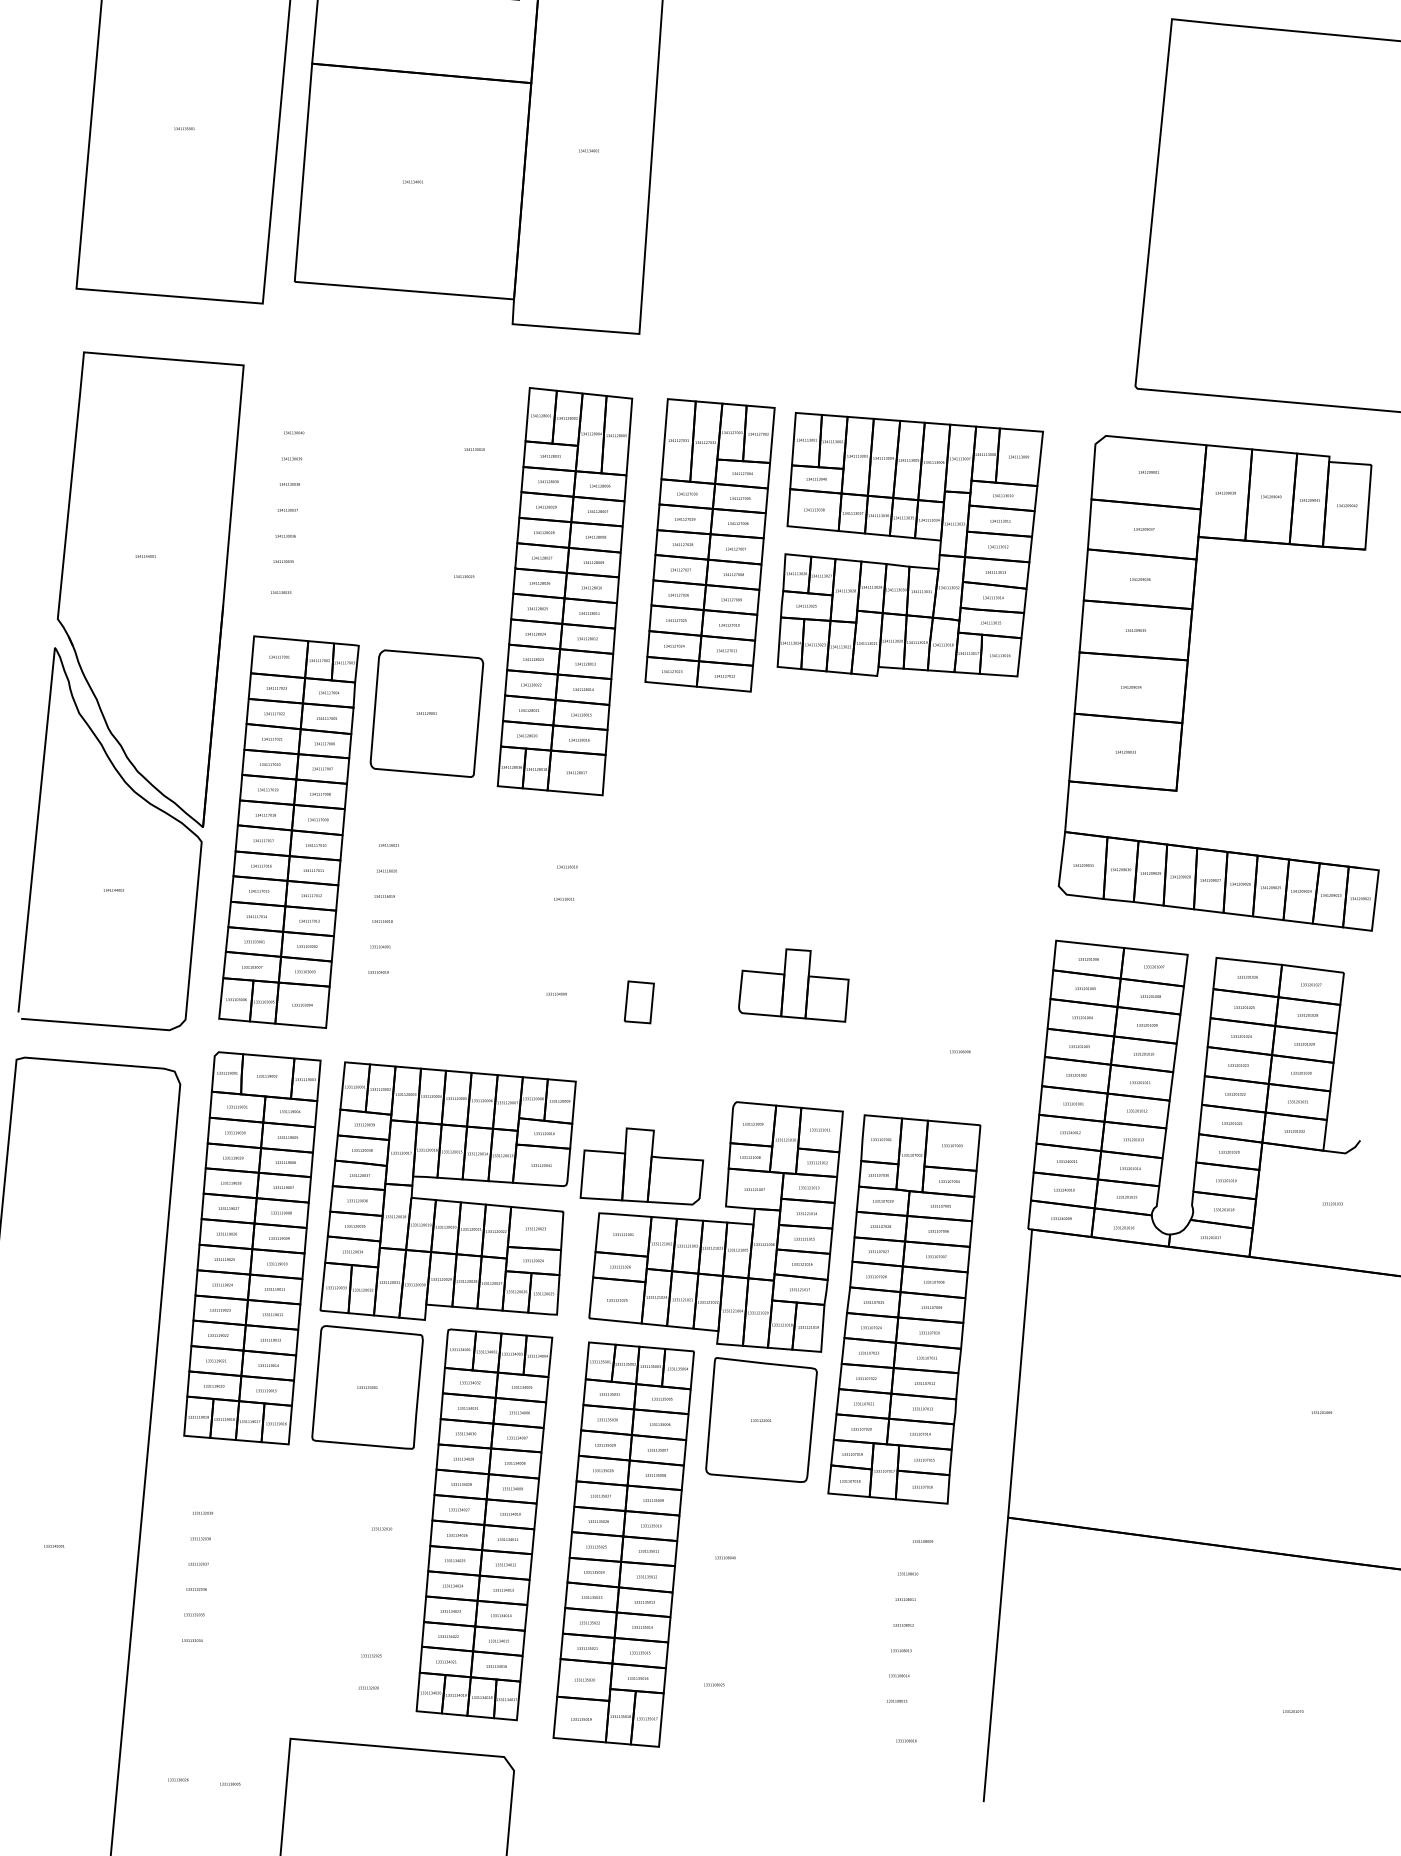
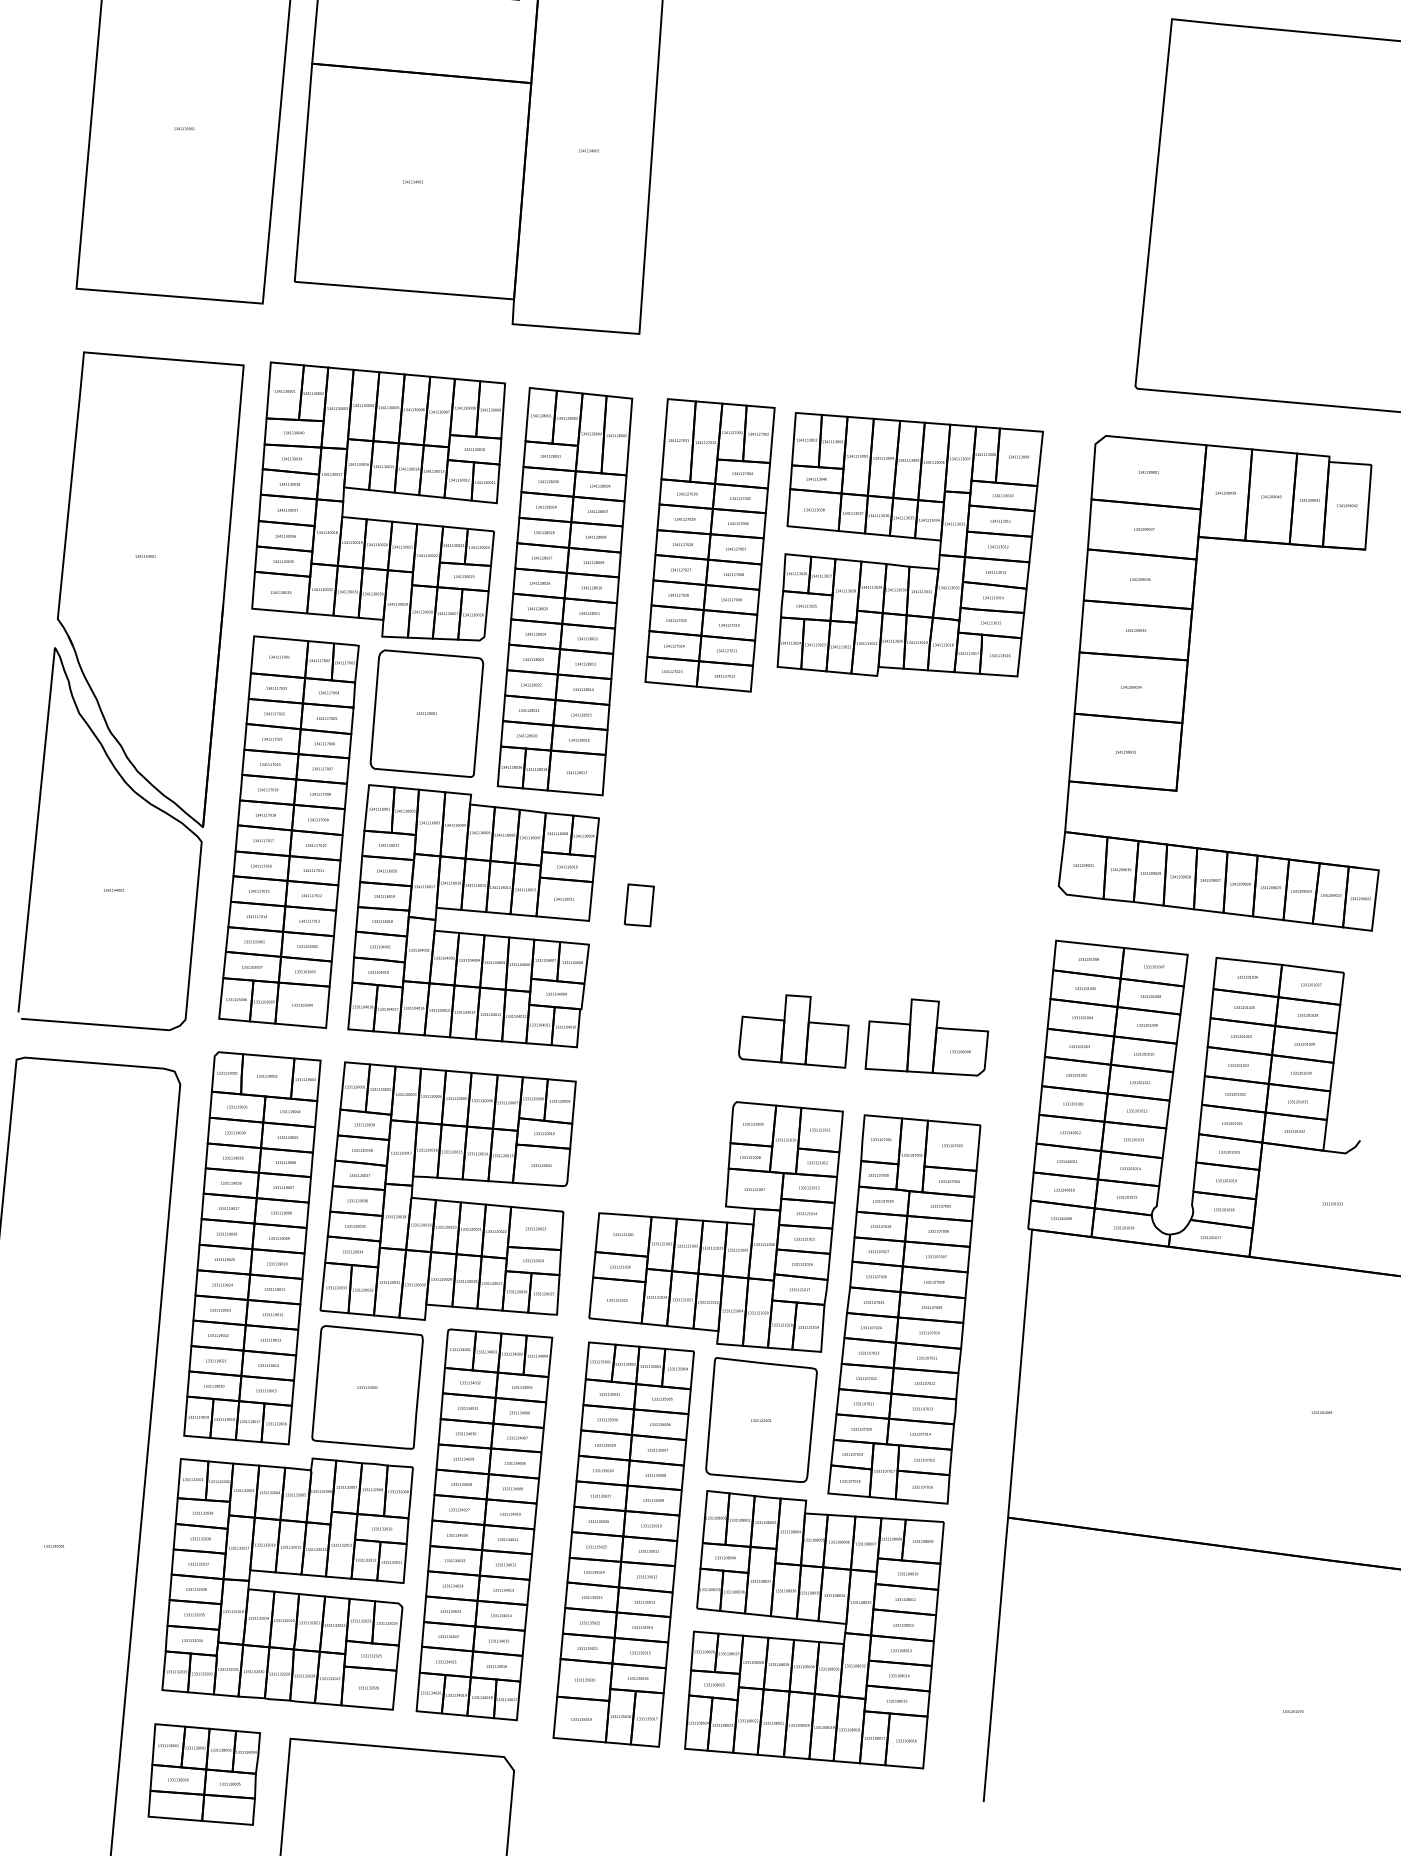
part: none -> present (380, 492)
part: none -> present (473, 916)
part position: (793, 985) -> (793, 1031) (793, 1031)
part position: (638, 1002) -> (638, 905) (638, 905)
part position: (641, 1166) -> (926, 1037) (926, 1037)
part: none -> present (285, 1591)
part: none -> present (814, 1621)
part: none -> present (203, 1774)
